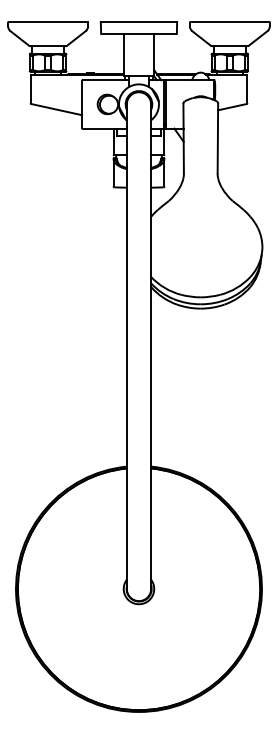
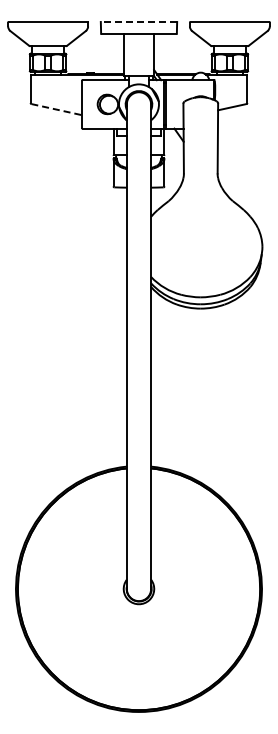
line: solid -> dashed (138, 22)
line: solid -> dashed (56, 109)
